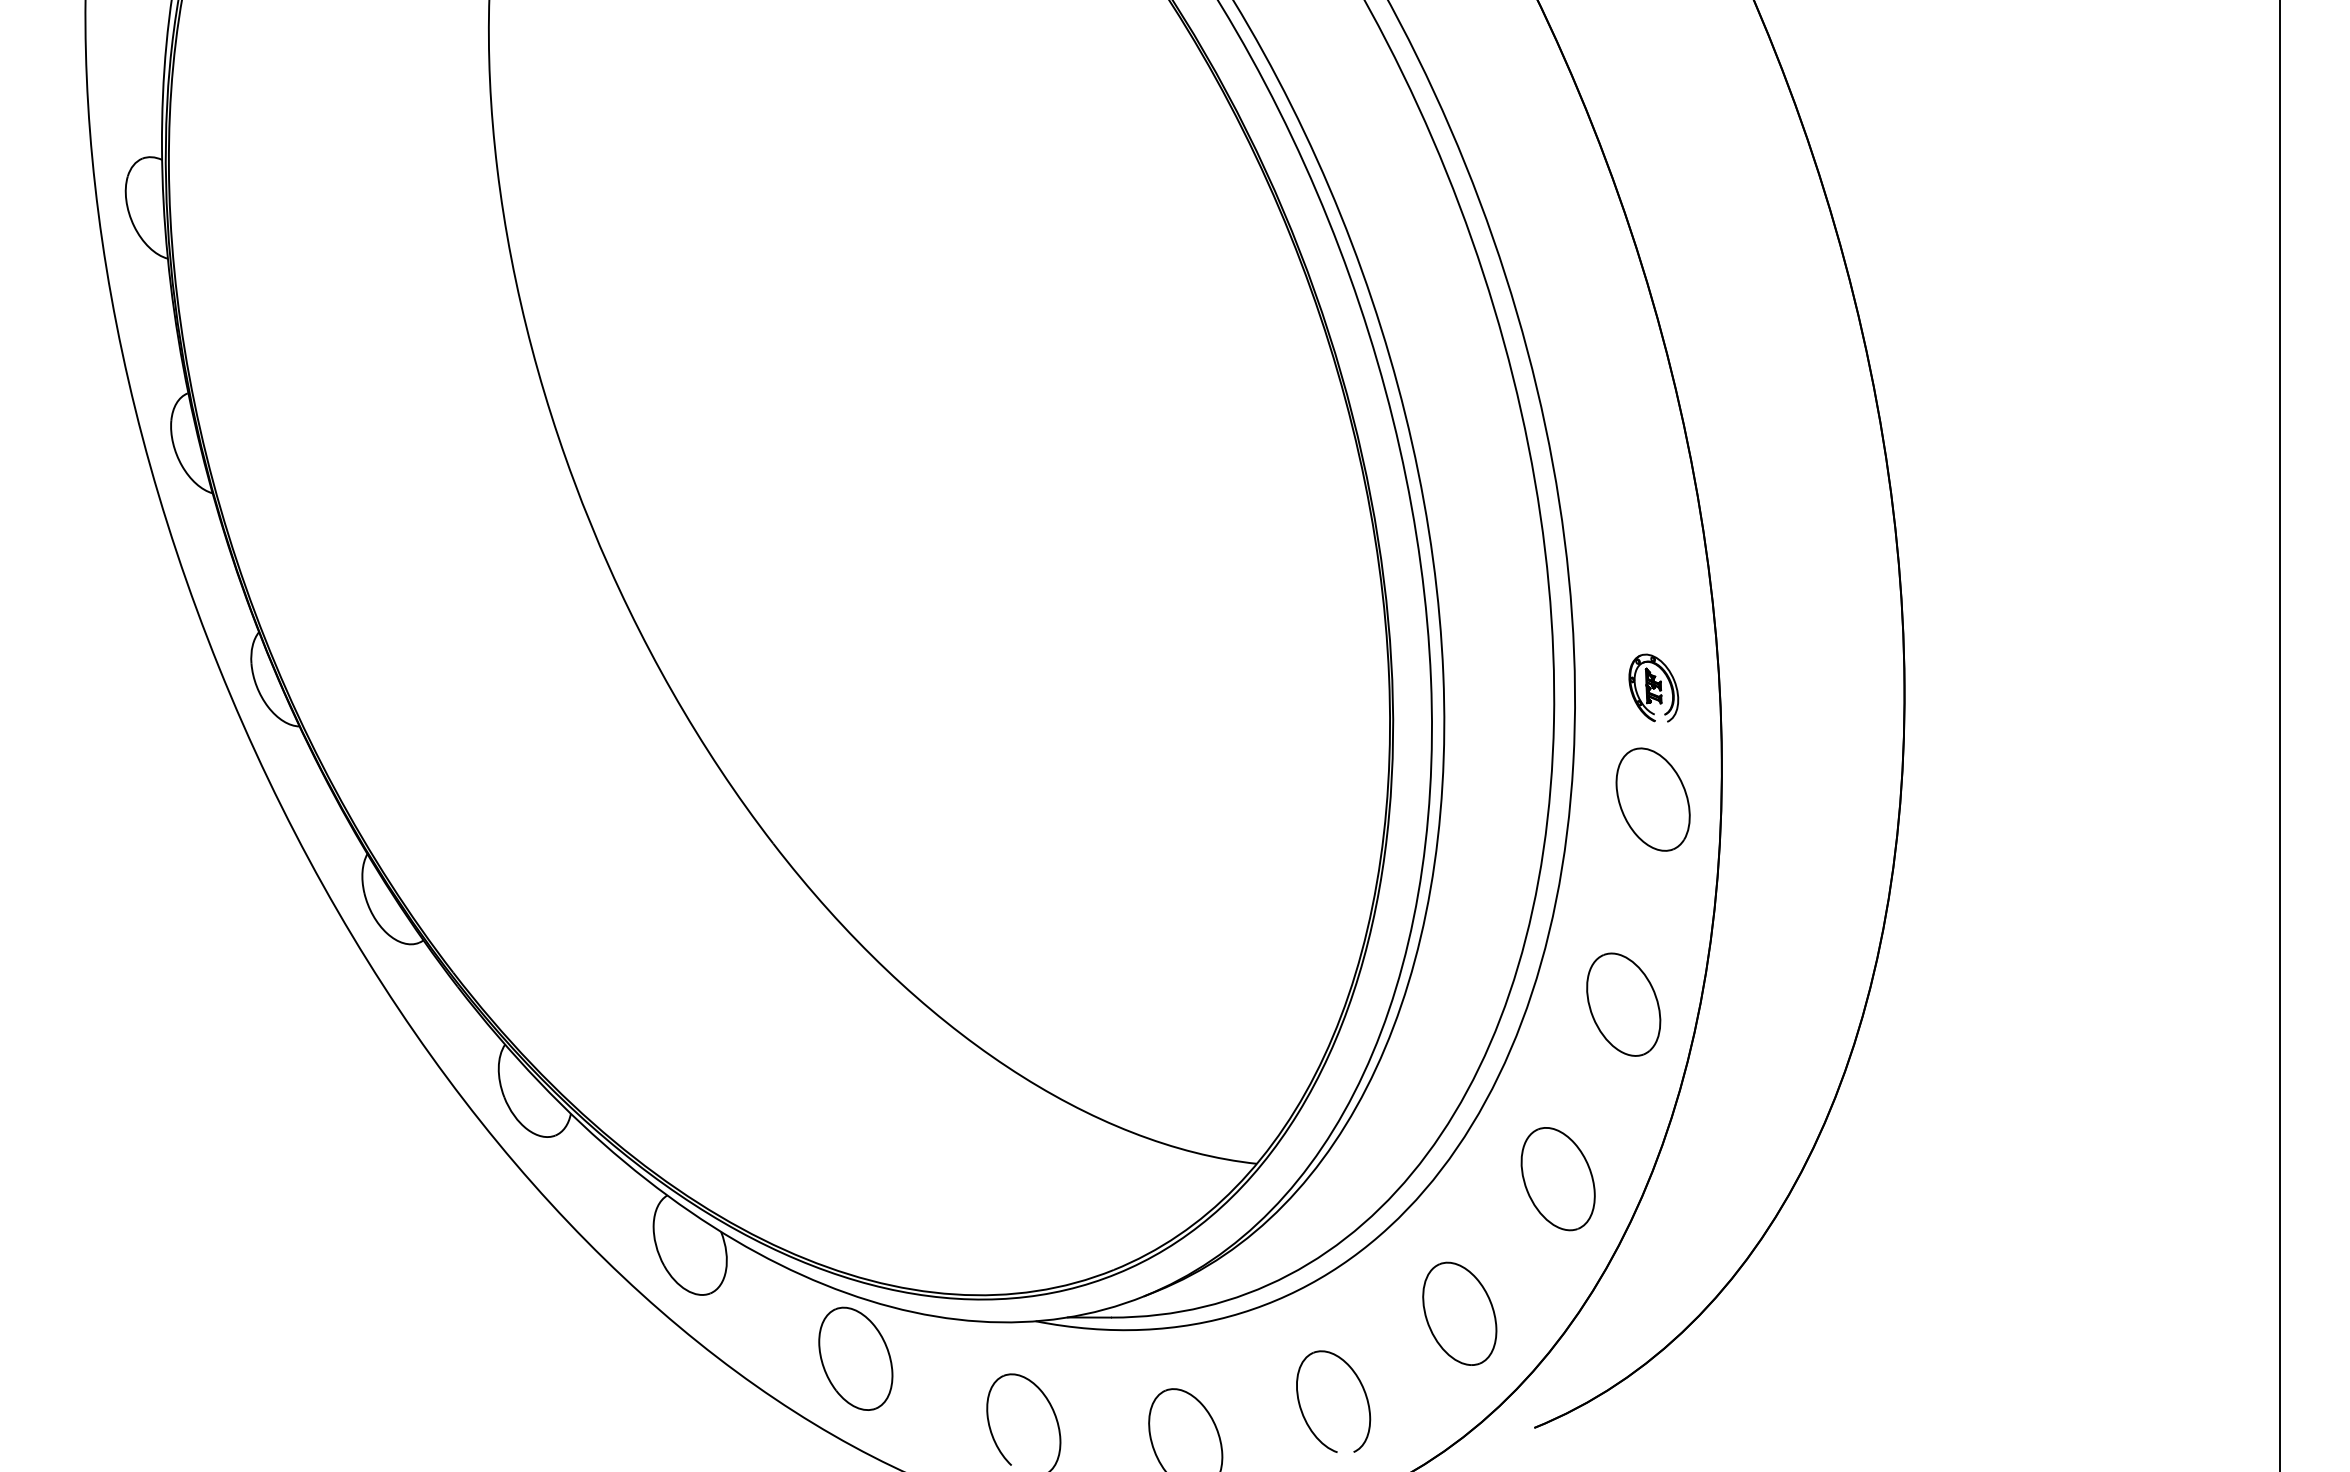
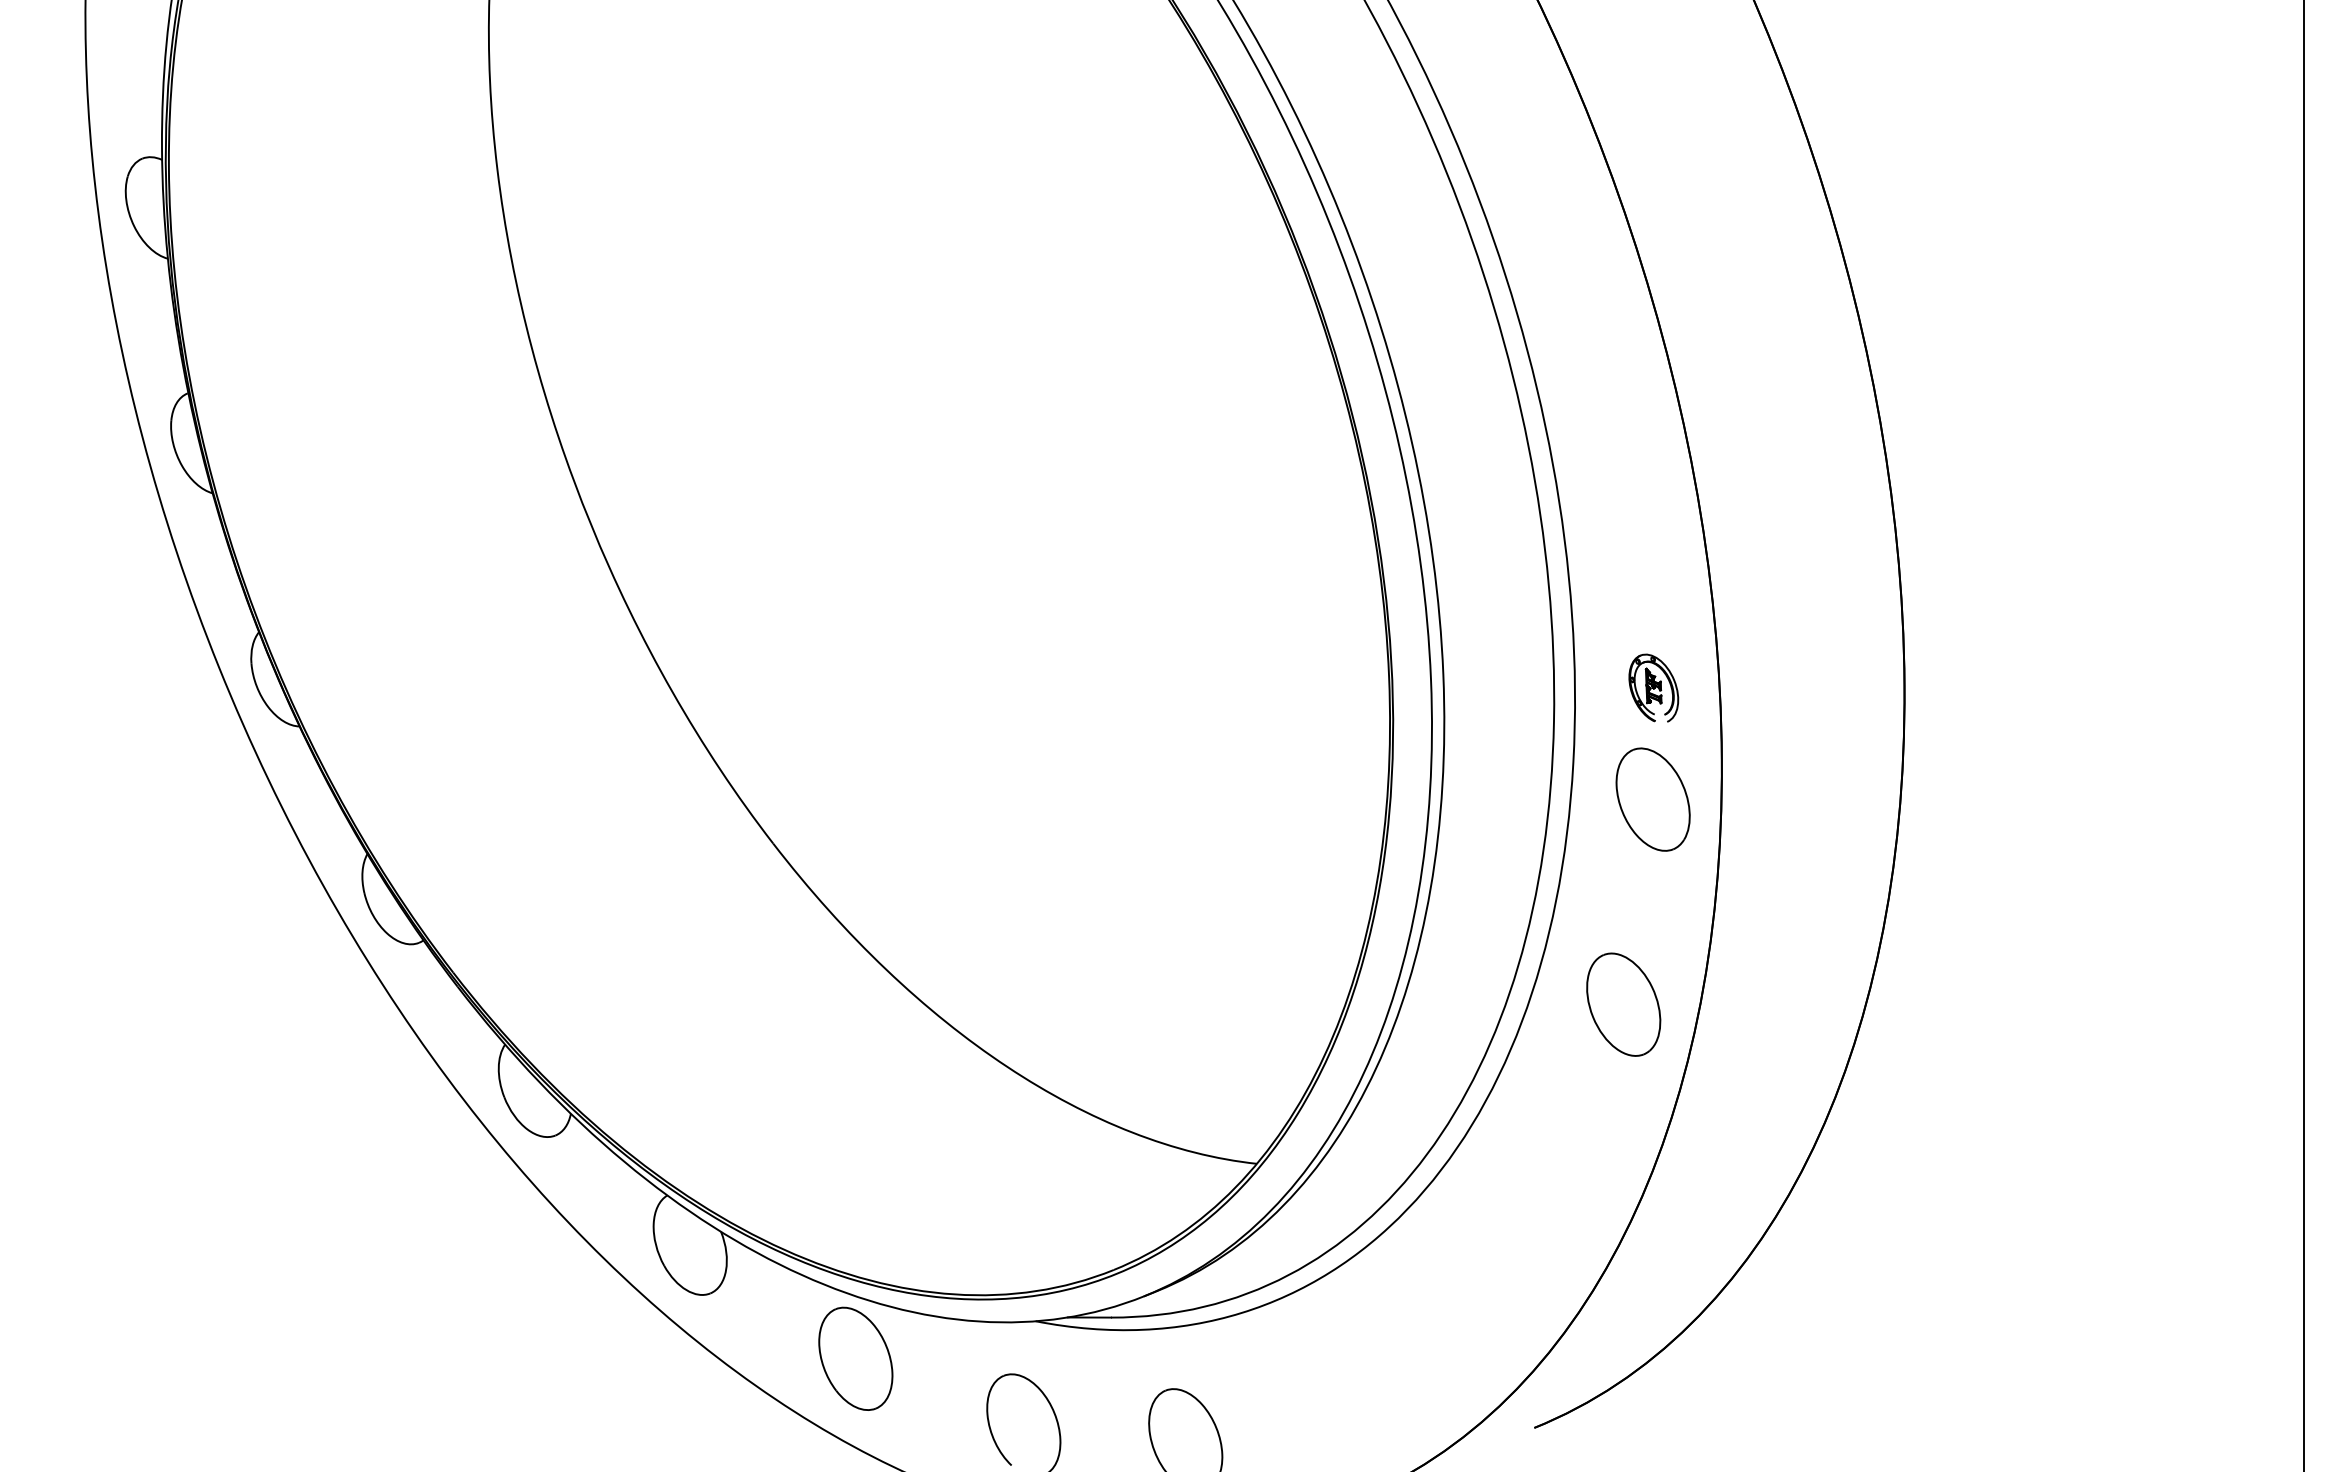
line position: (2279, 735) -> (2303, 735) (2303, 735)
part: present -> none (1557, 1179)
part: present -> none (1459, 1313)
part: present -> none (1362, 1389)
